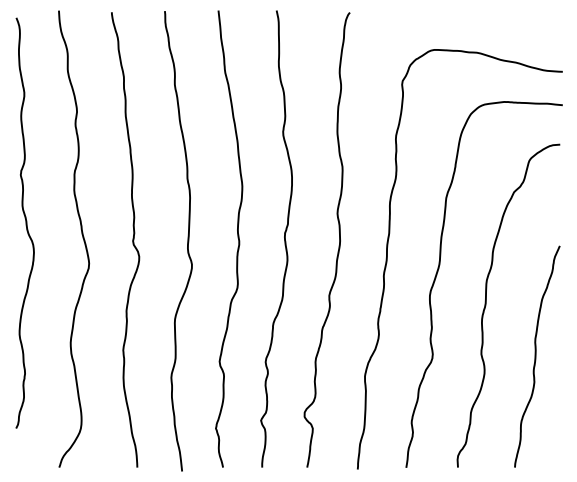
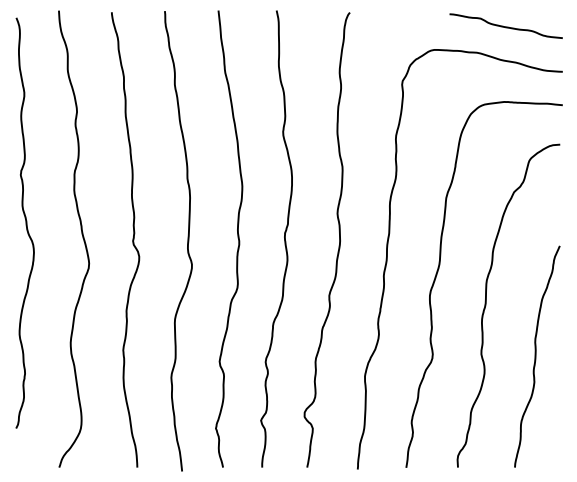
curve: none -> present (505, 26)
